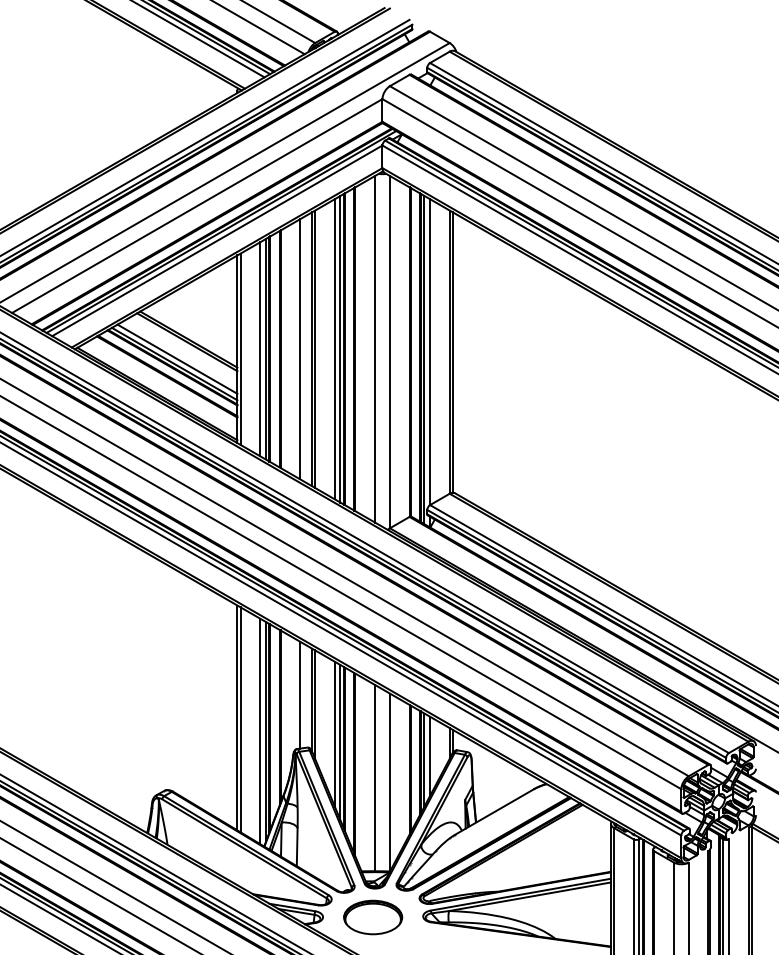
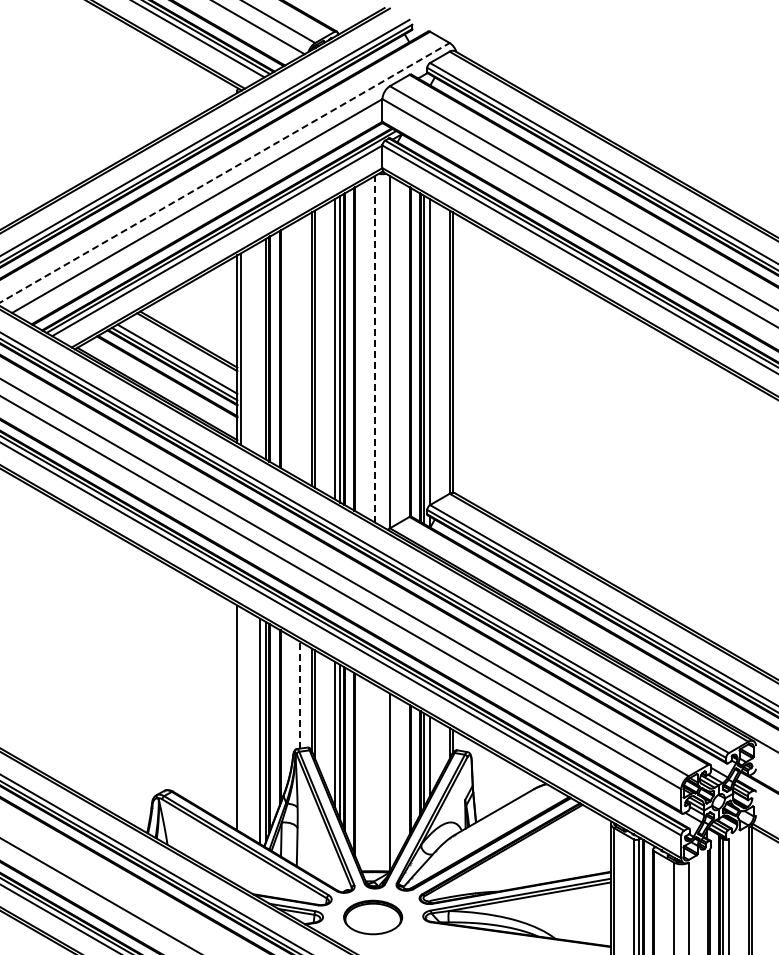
line: solid -> dashed (225, 172)
line: solid -> dashed (374, 348)
line: present -> none (260, 349)
line: present -> none (300, 349)
line: solid -> dashed (300, 694)
line: present -> none (240, 719)
line: present -> none (374, 777)
line: present -> none (114, 886)
